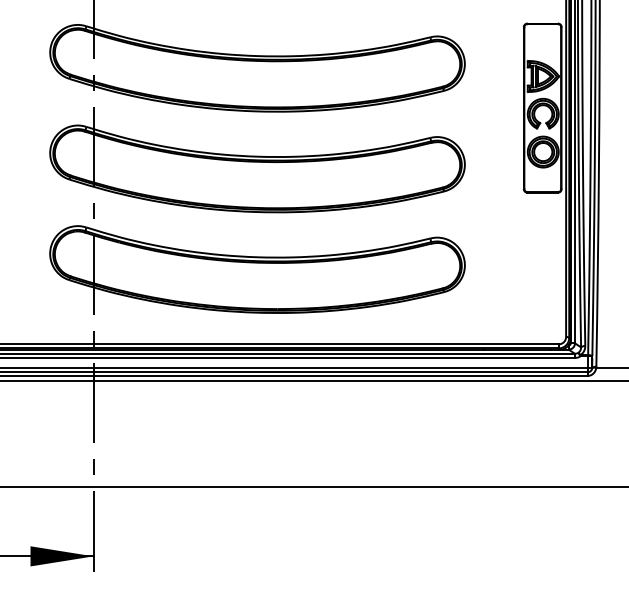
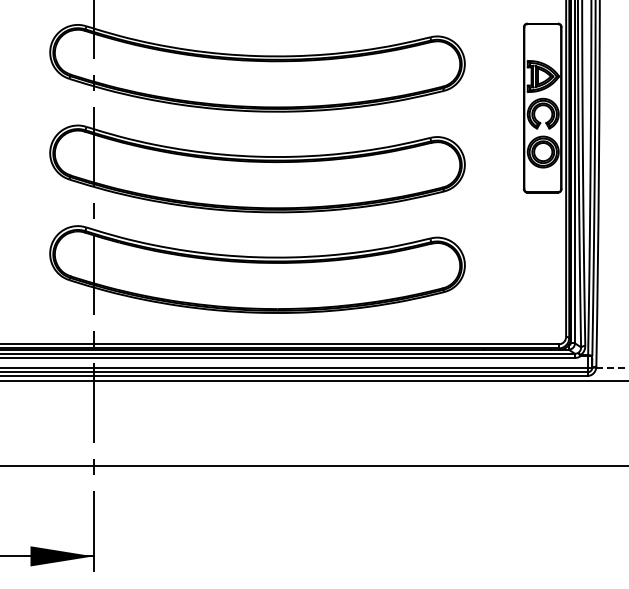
line: solid -> dashed (612, 367)
line position: (313, 487) -> (313, 466) (313, 466)
